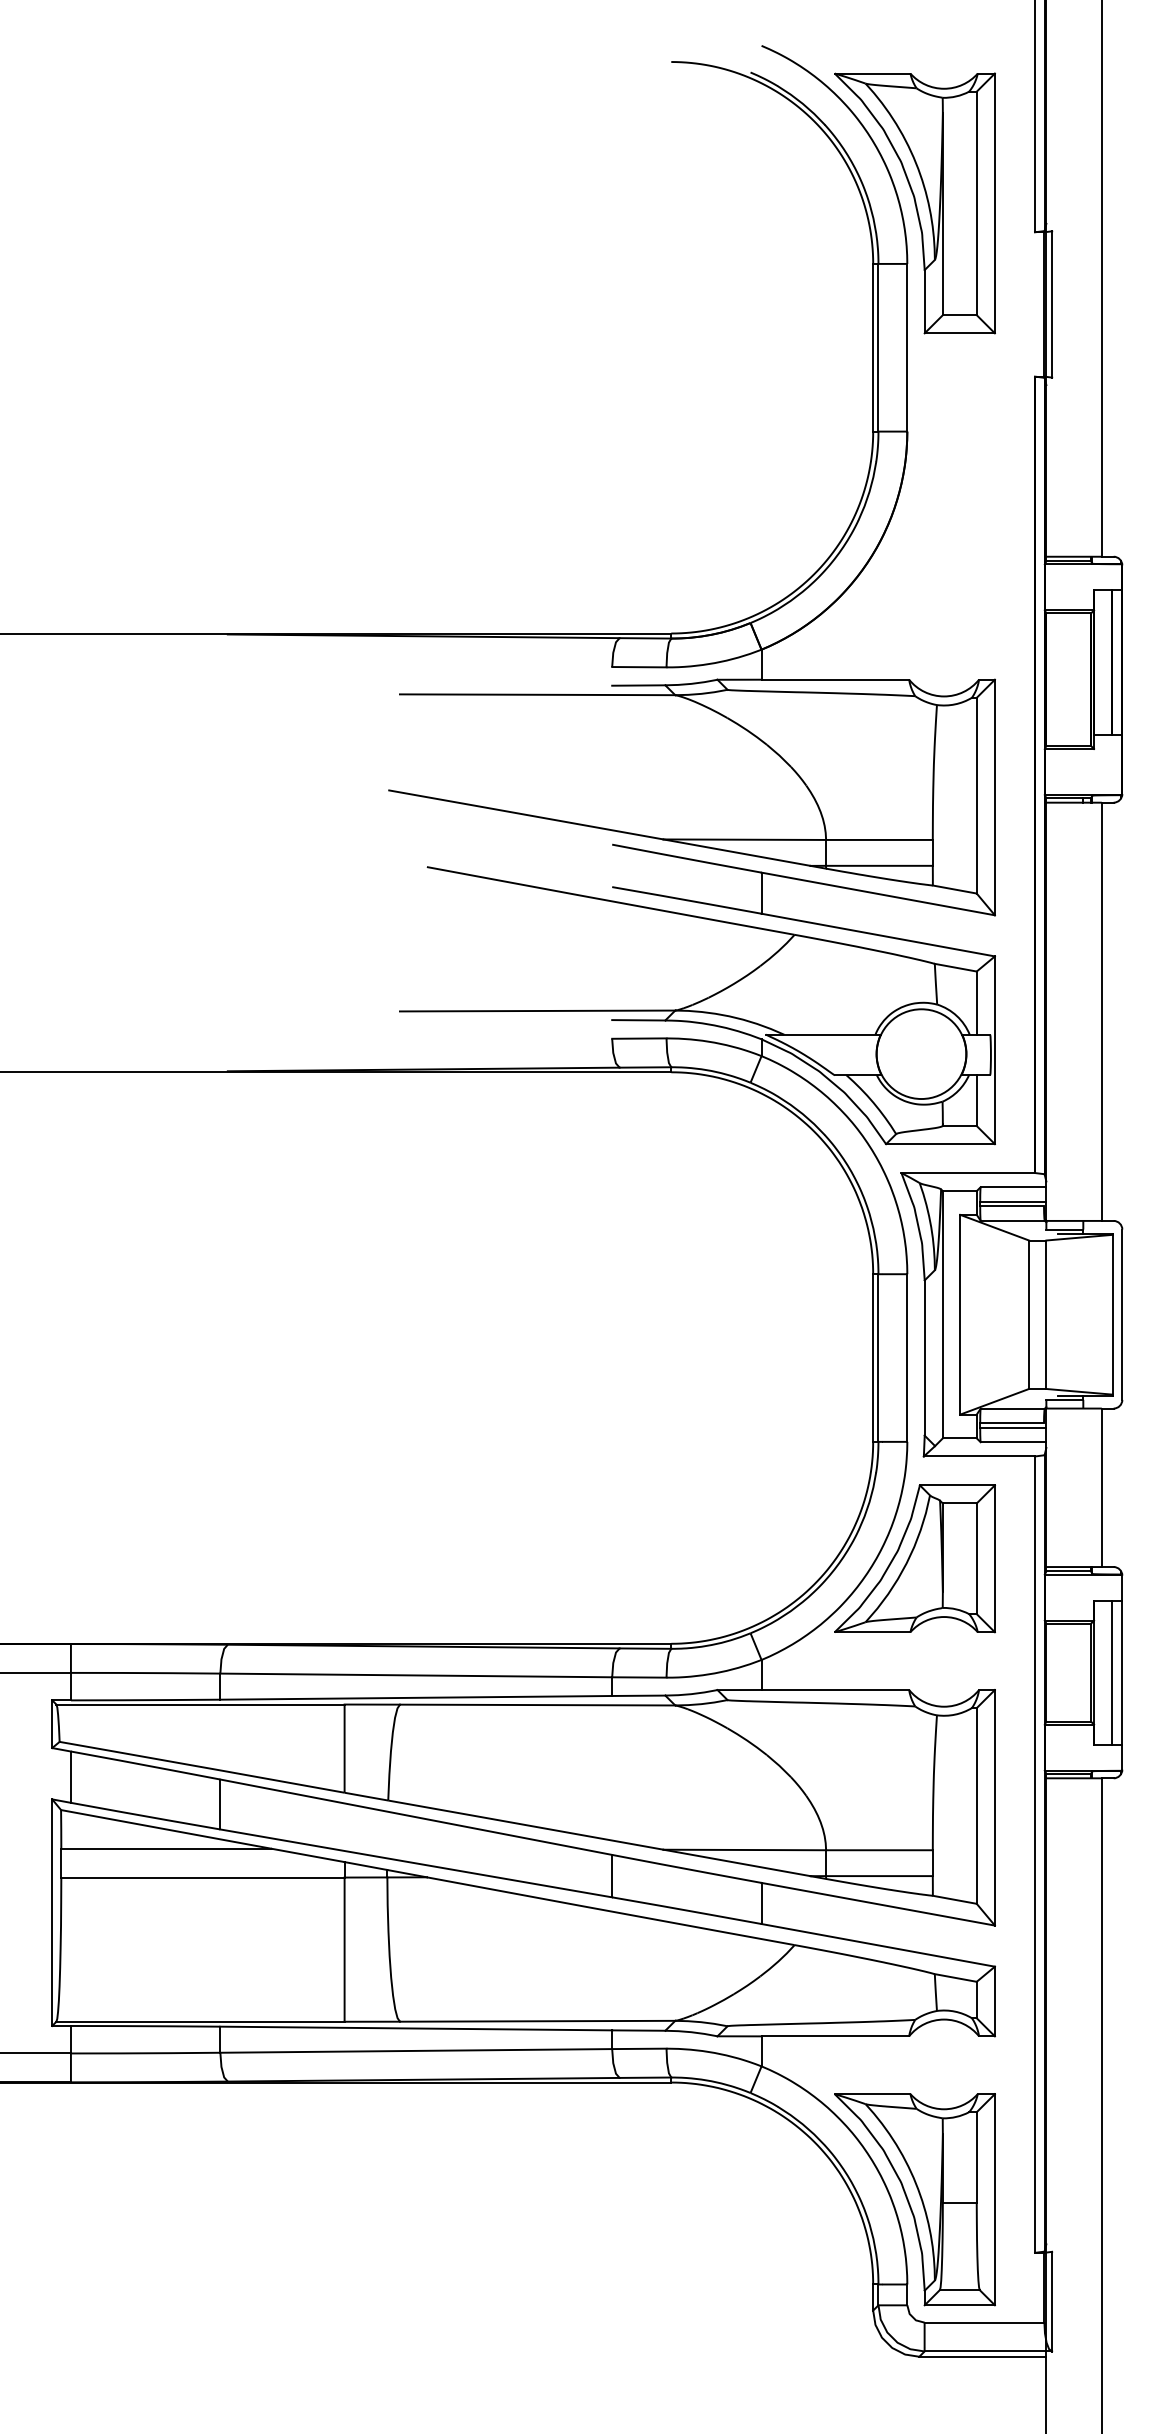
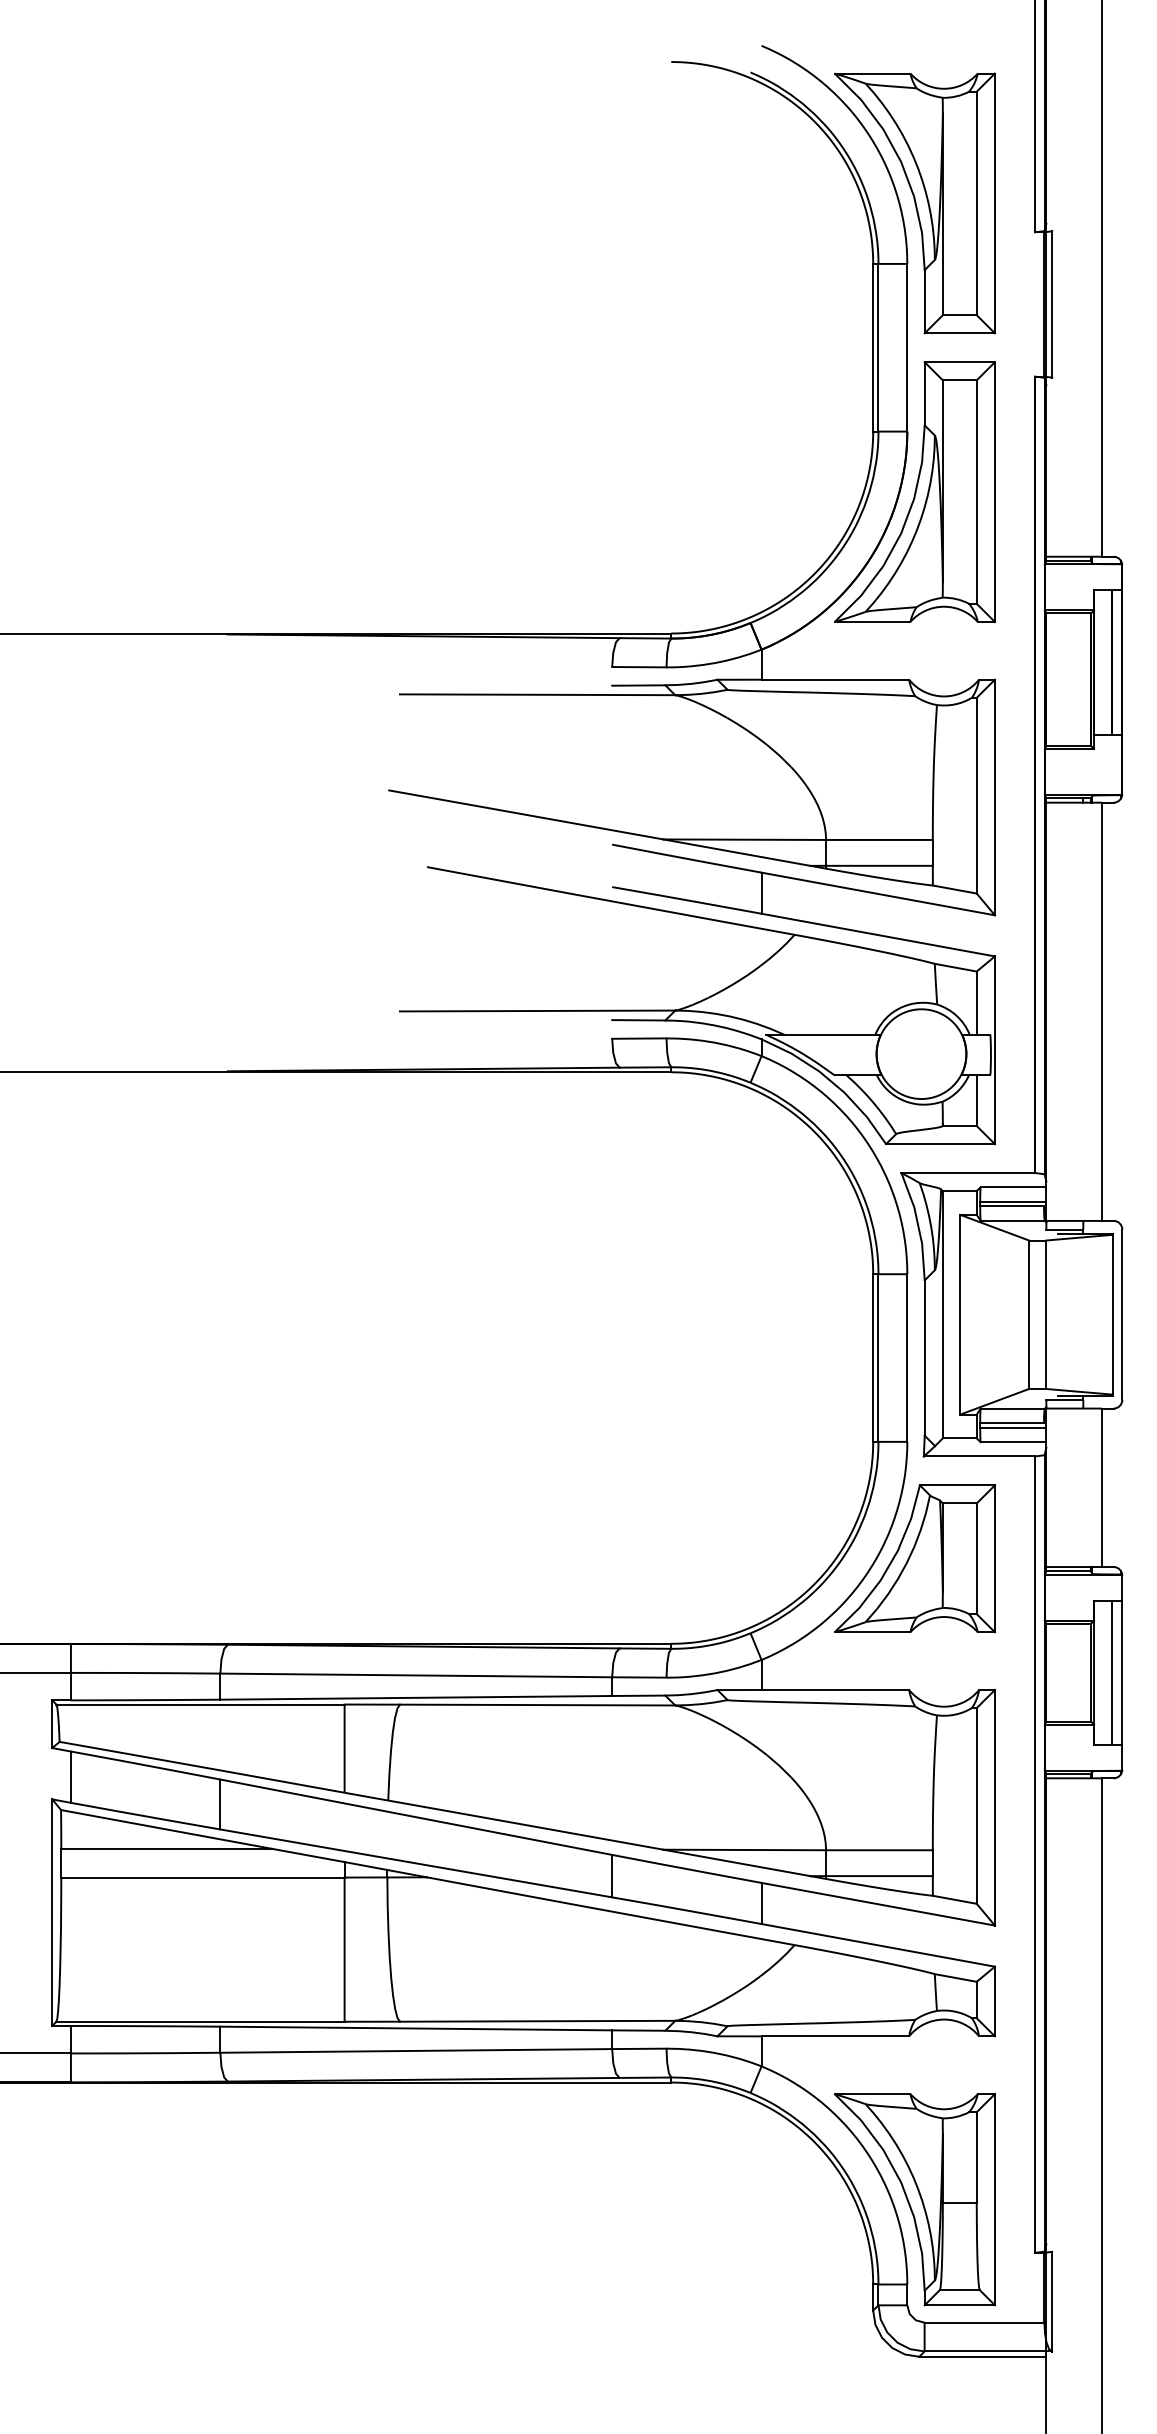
part: none -> present (914, 491)
